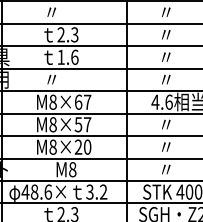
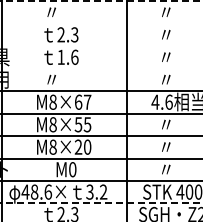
line: solid -> dashed (101, 1)
line: present -> none (100, 23)
line: present -> none (100, 46)
line: present -> none (100, 68)
text: M8×57 -> M8×55 (87, 124)
text: M8 -> M0 (72, 169)
line: solid -> dashed (101, 203)
